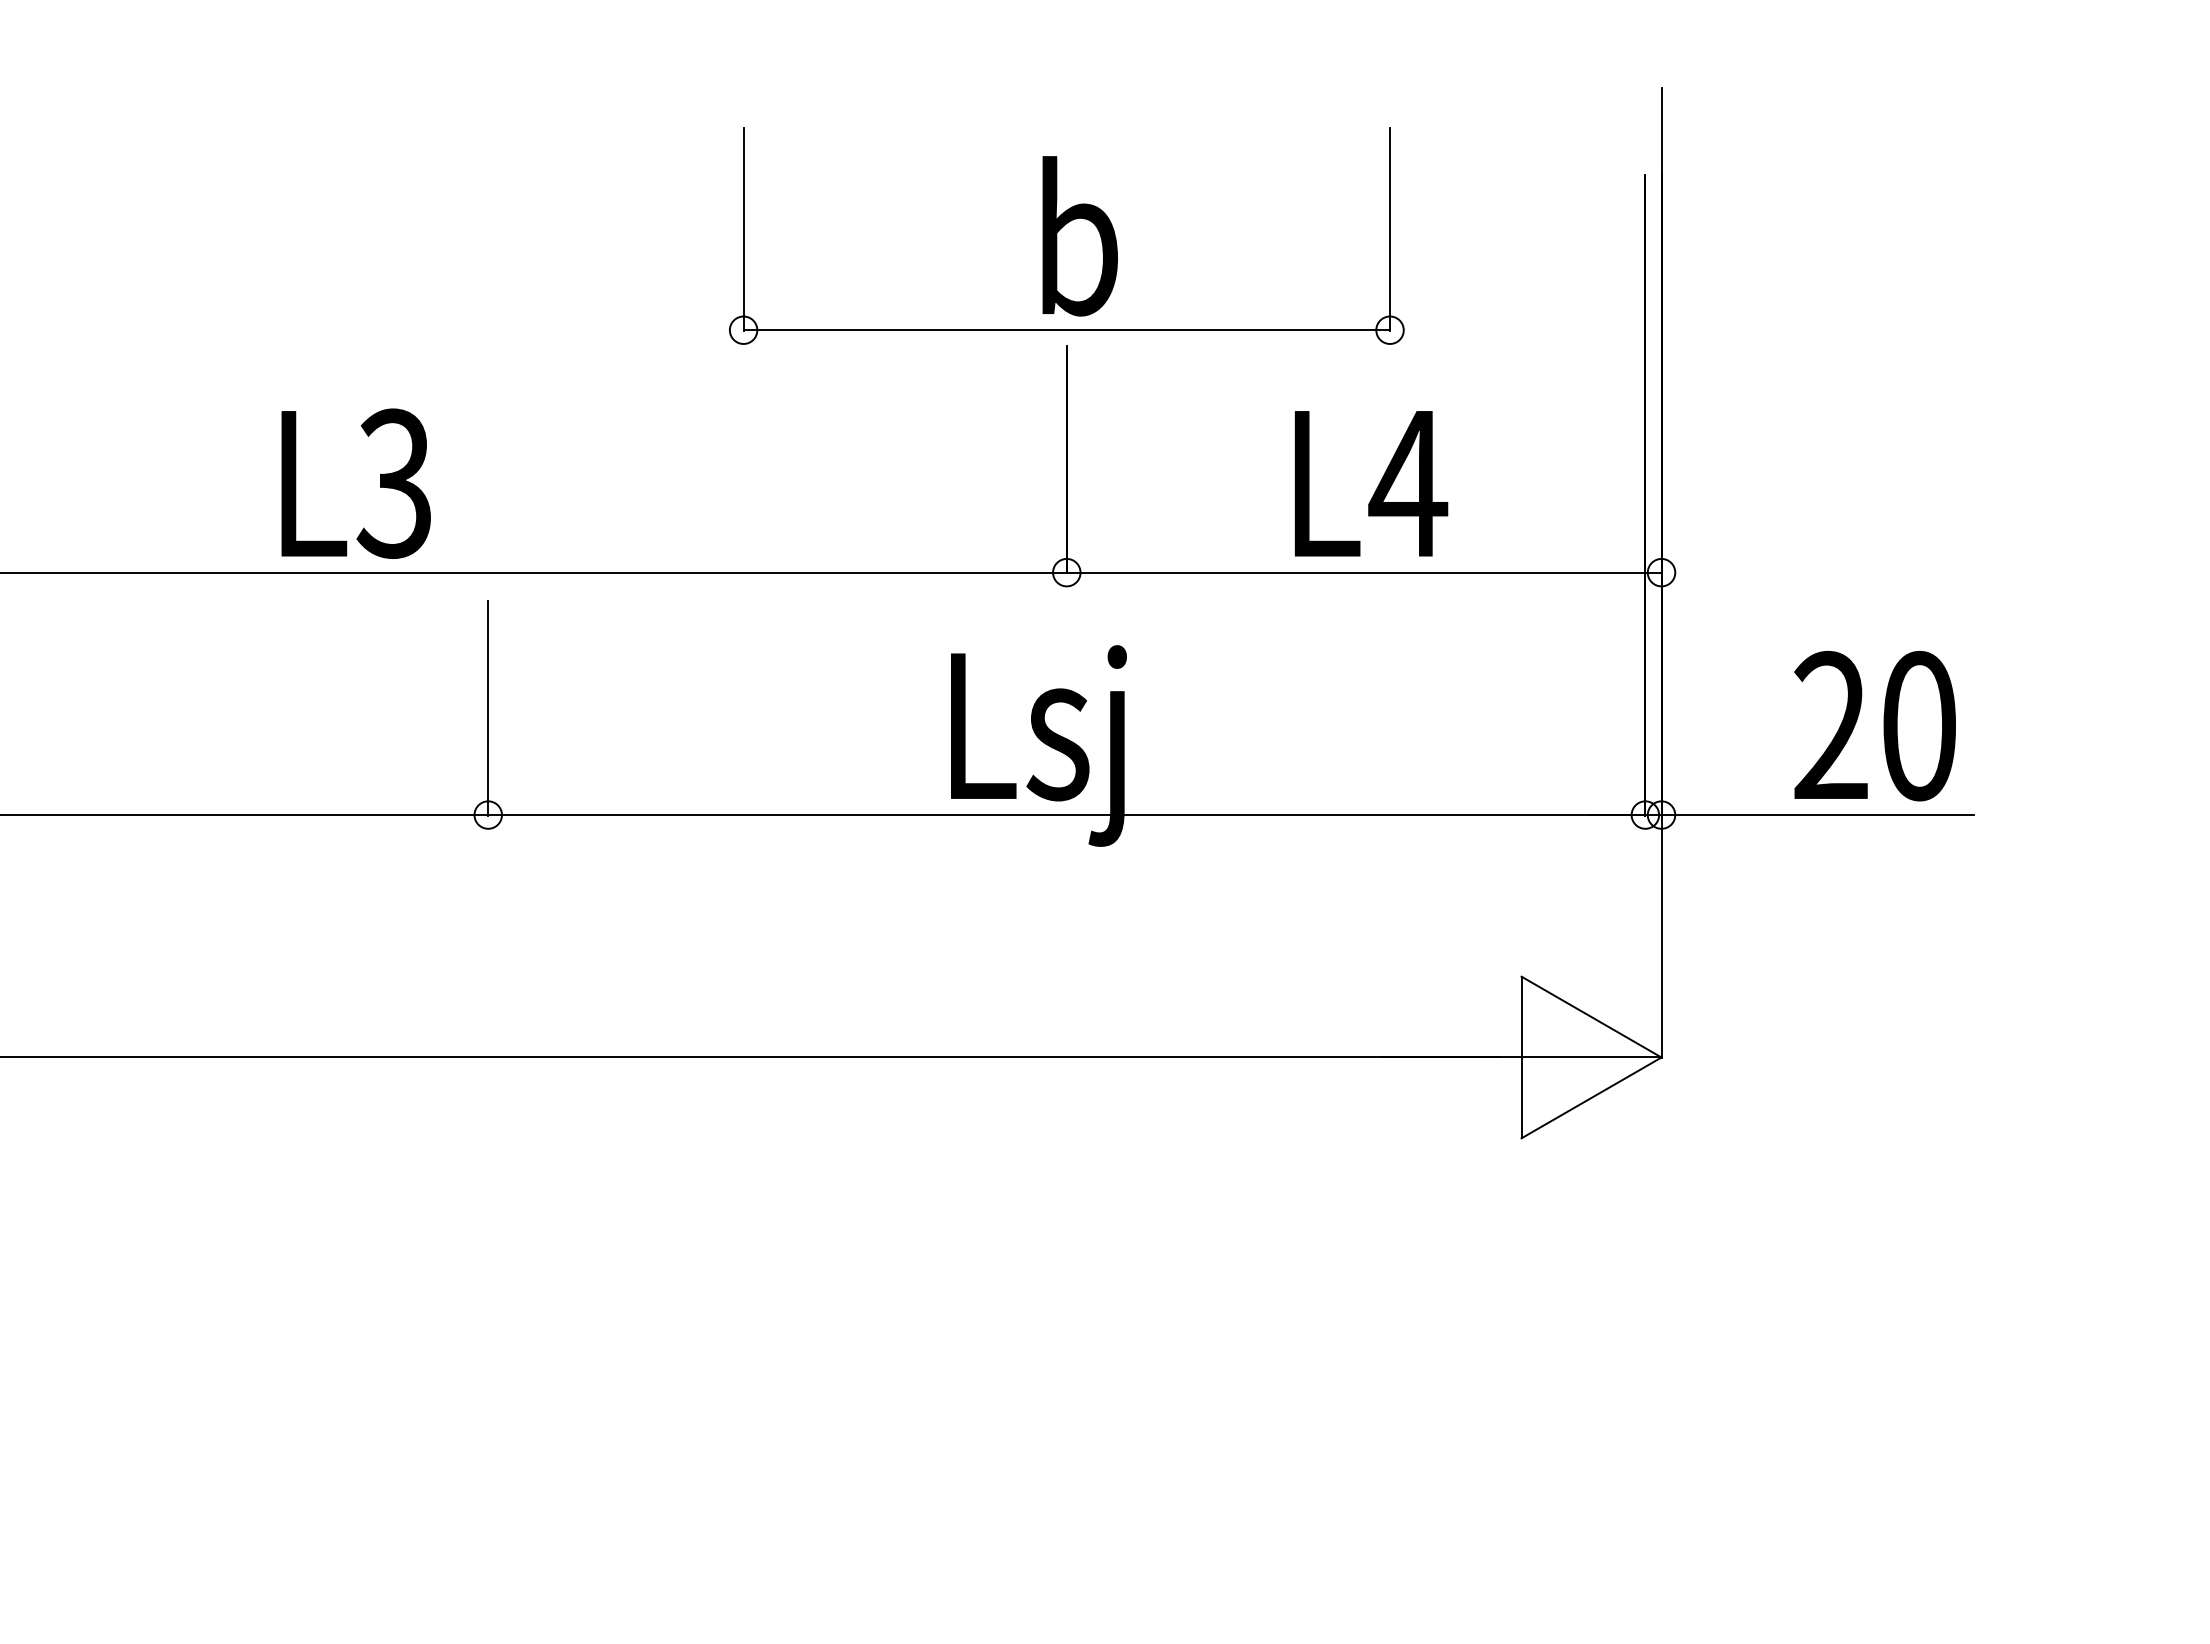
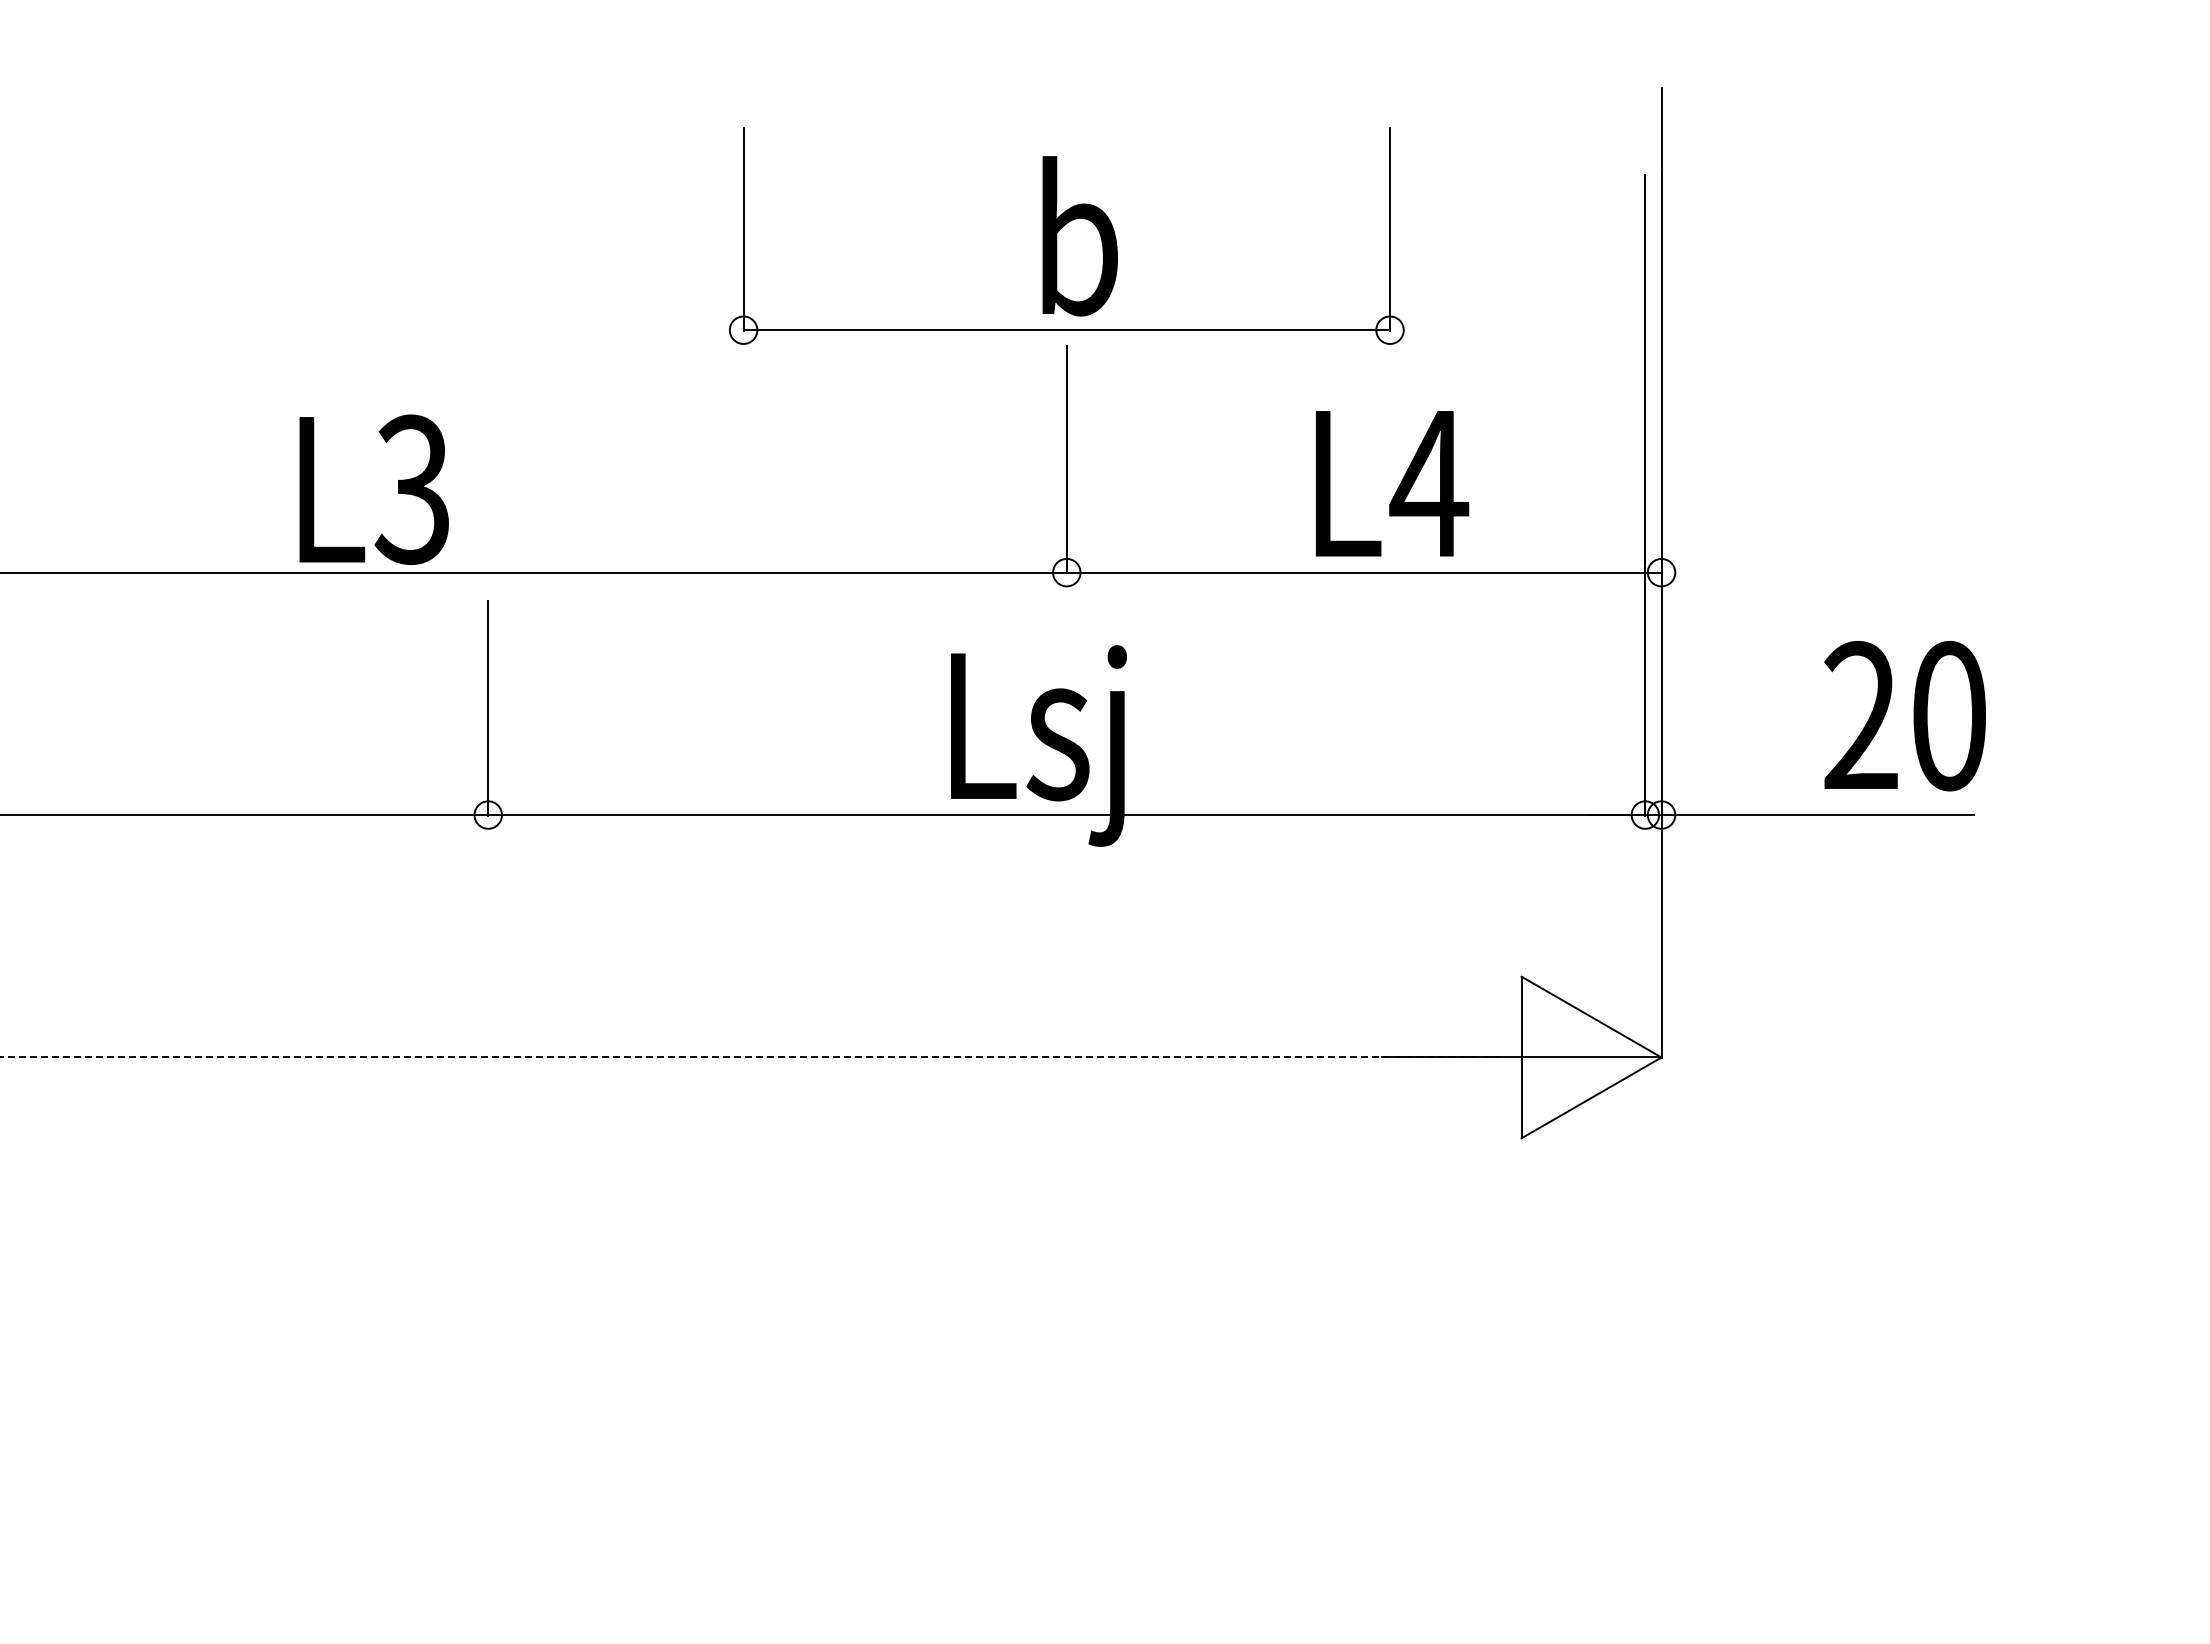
text position: (355, 483) -> (373, 489) (373, 489)
text position: (1371, 483) -> (1392, 483) (1392, 483)
text position: (1874, 726) -> (1904, 716) (1904, 716)
line: solid -> dashed (750, 1057)
